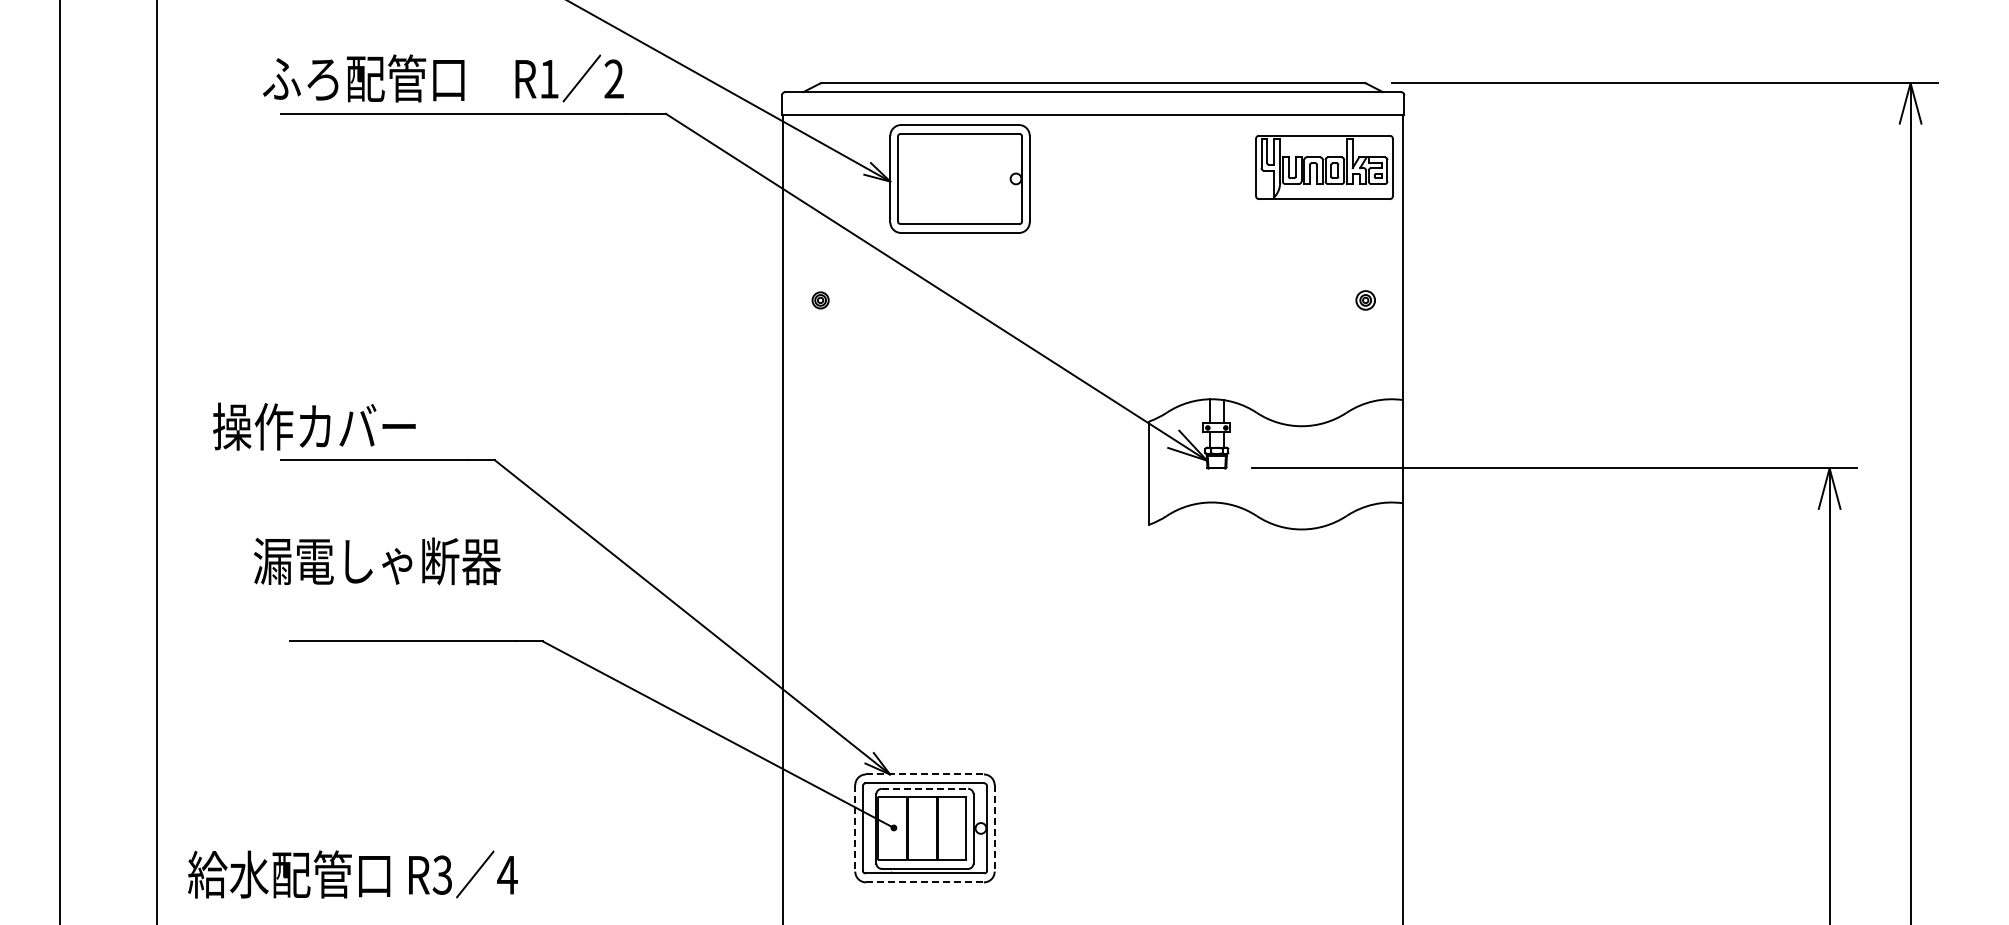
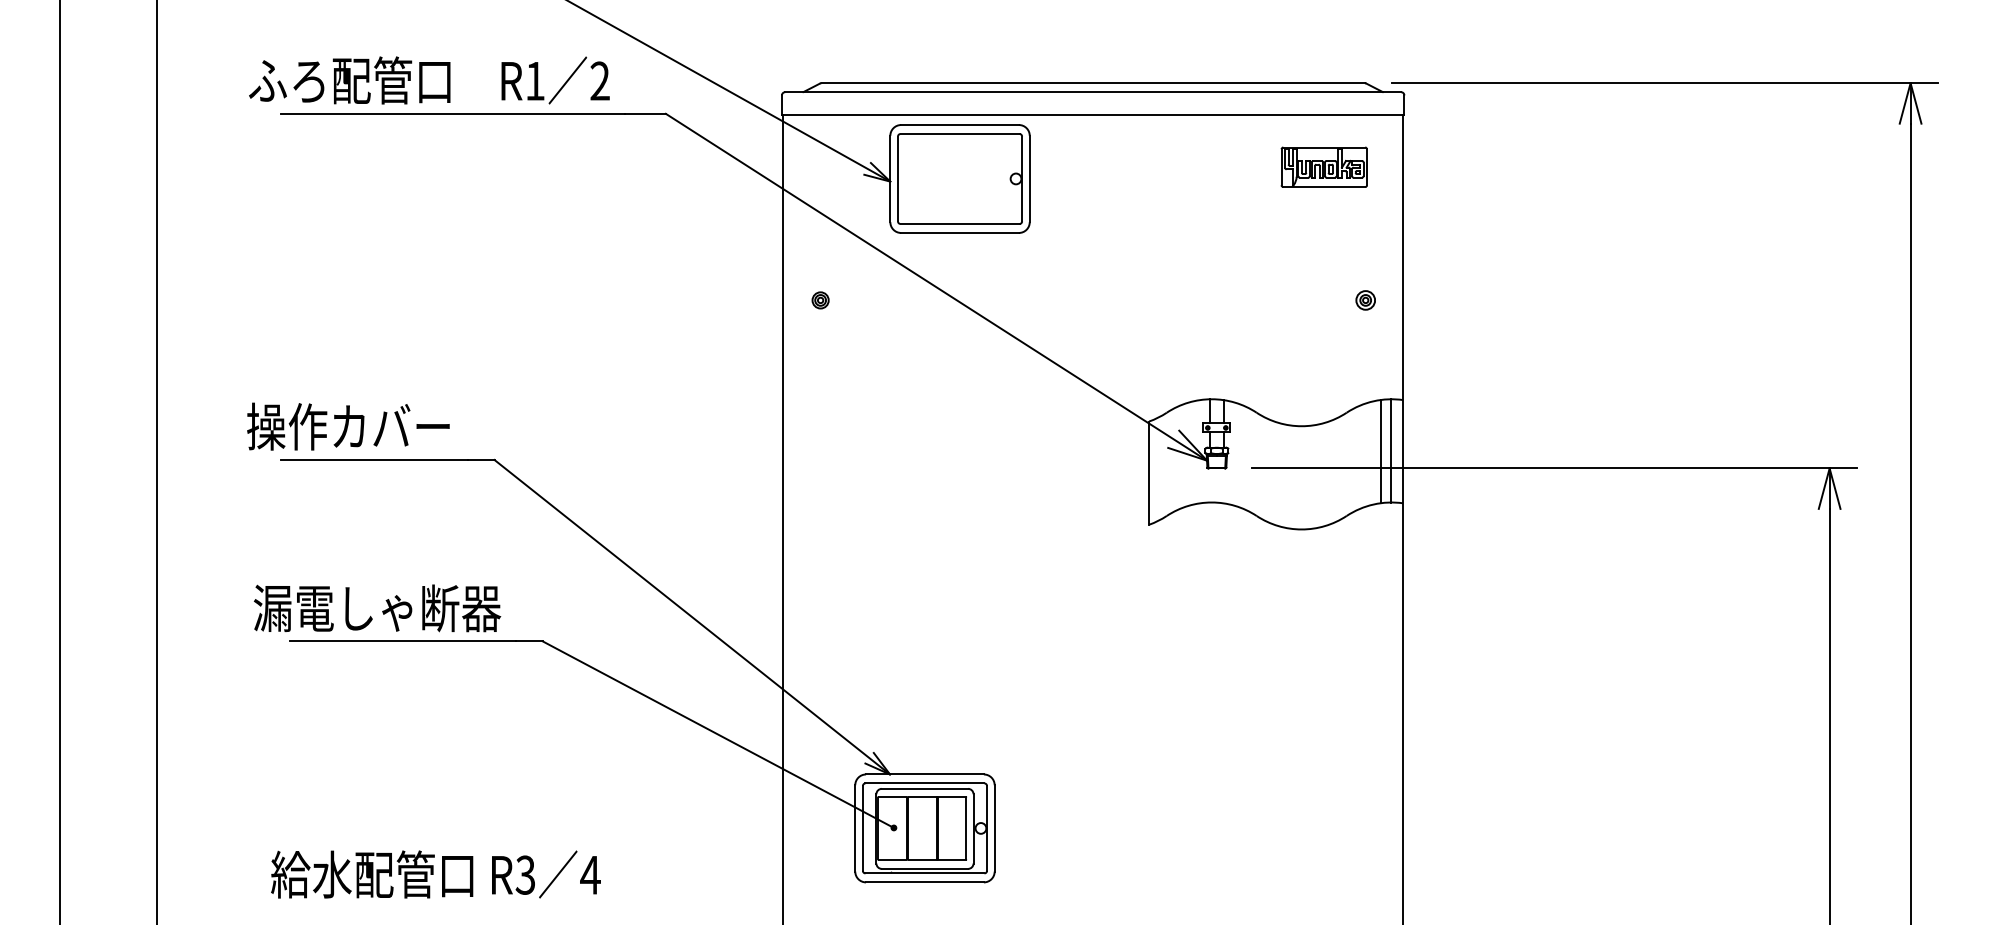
text position: (443, 78) -> (429, 80) (429, 80)
part size: 139x65 px -> 88x42 px (1323, 166)
text position: (314, 426) -> (348, 426) (348, 426)
line: none -> present (1390, 450)
line: none -> present (1380, 451)
text position: (377, 561) -> (377, 608) (377, 608)
line: dashed -> solid (924, 774)
line: dashed -> solid (925, 788)
line: dashed -> solid (855, 828)
line: dashed -> solid (994, 828)
text position: (352, 874) -> (435, 874) (435, 874)
line: dashed -> solid (924, 882)
